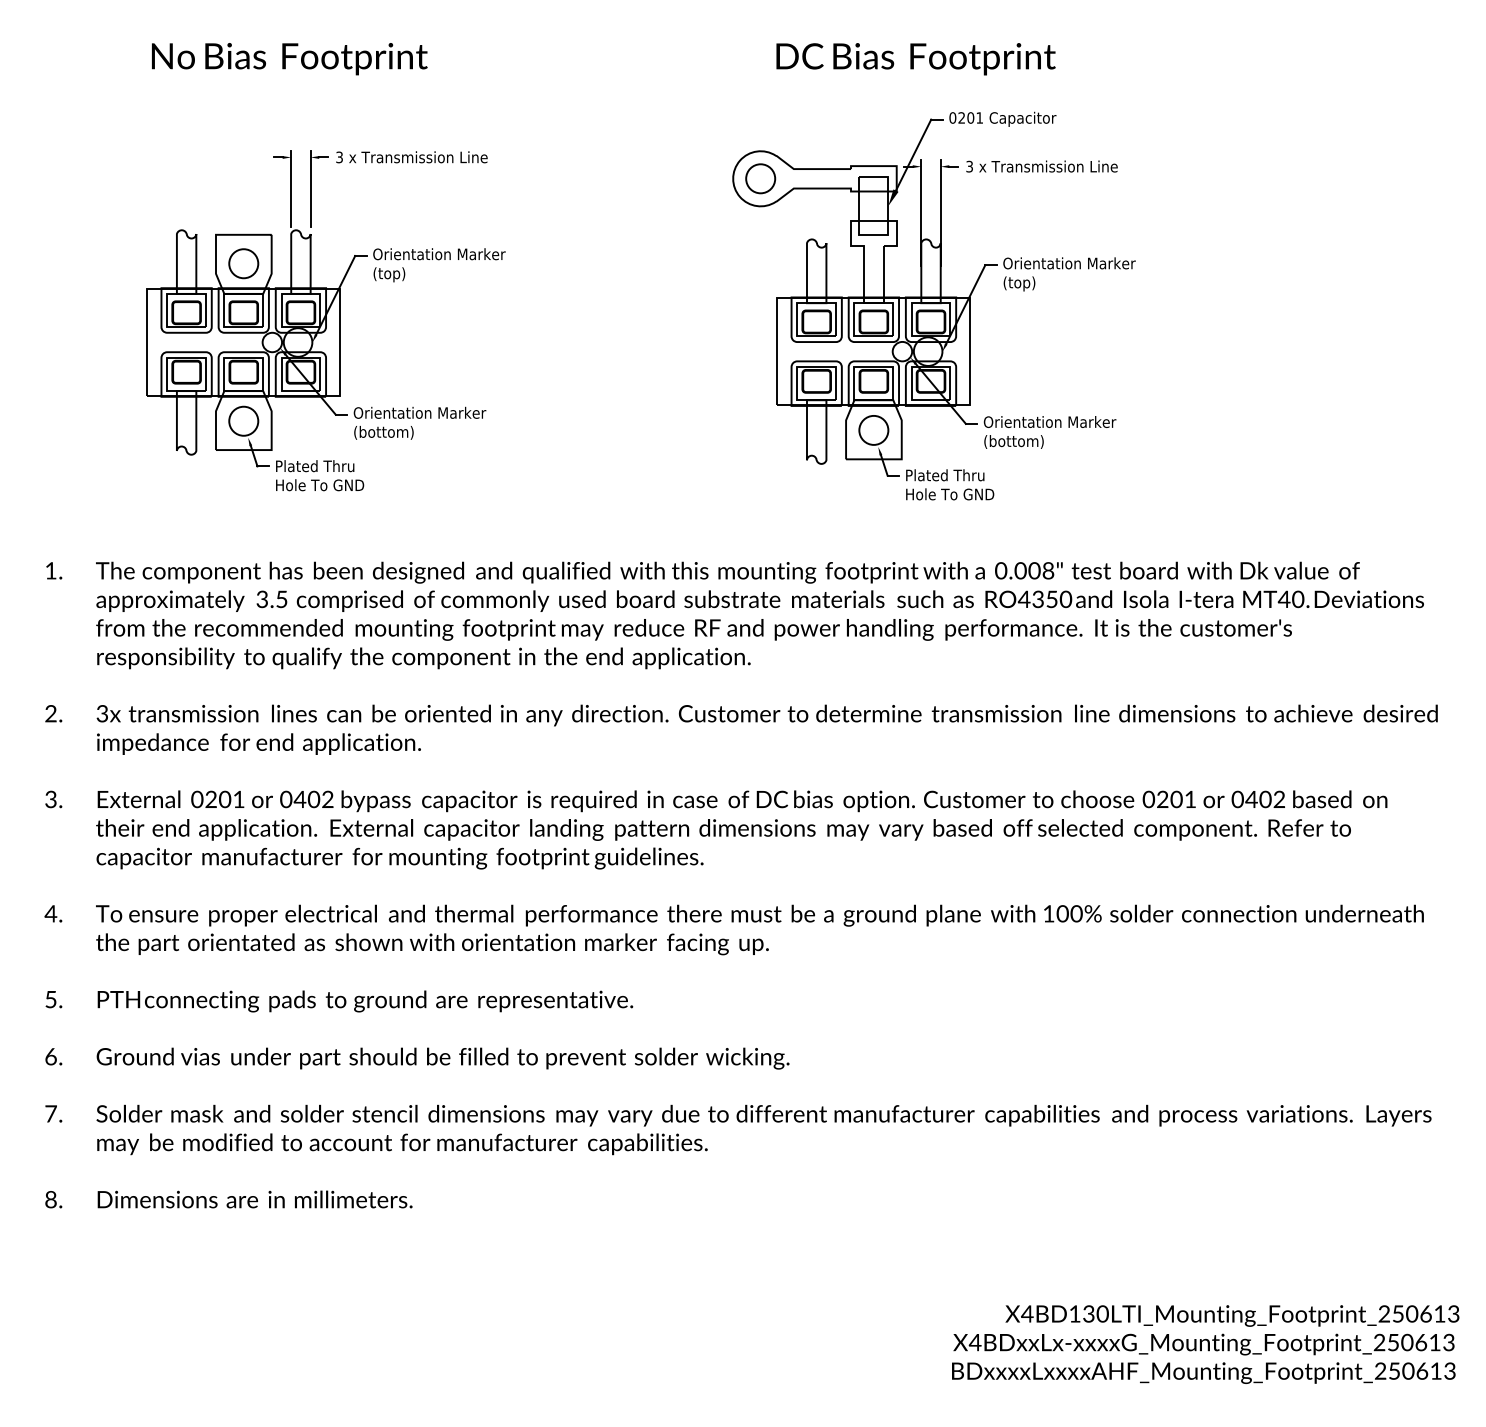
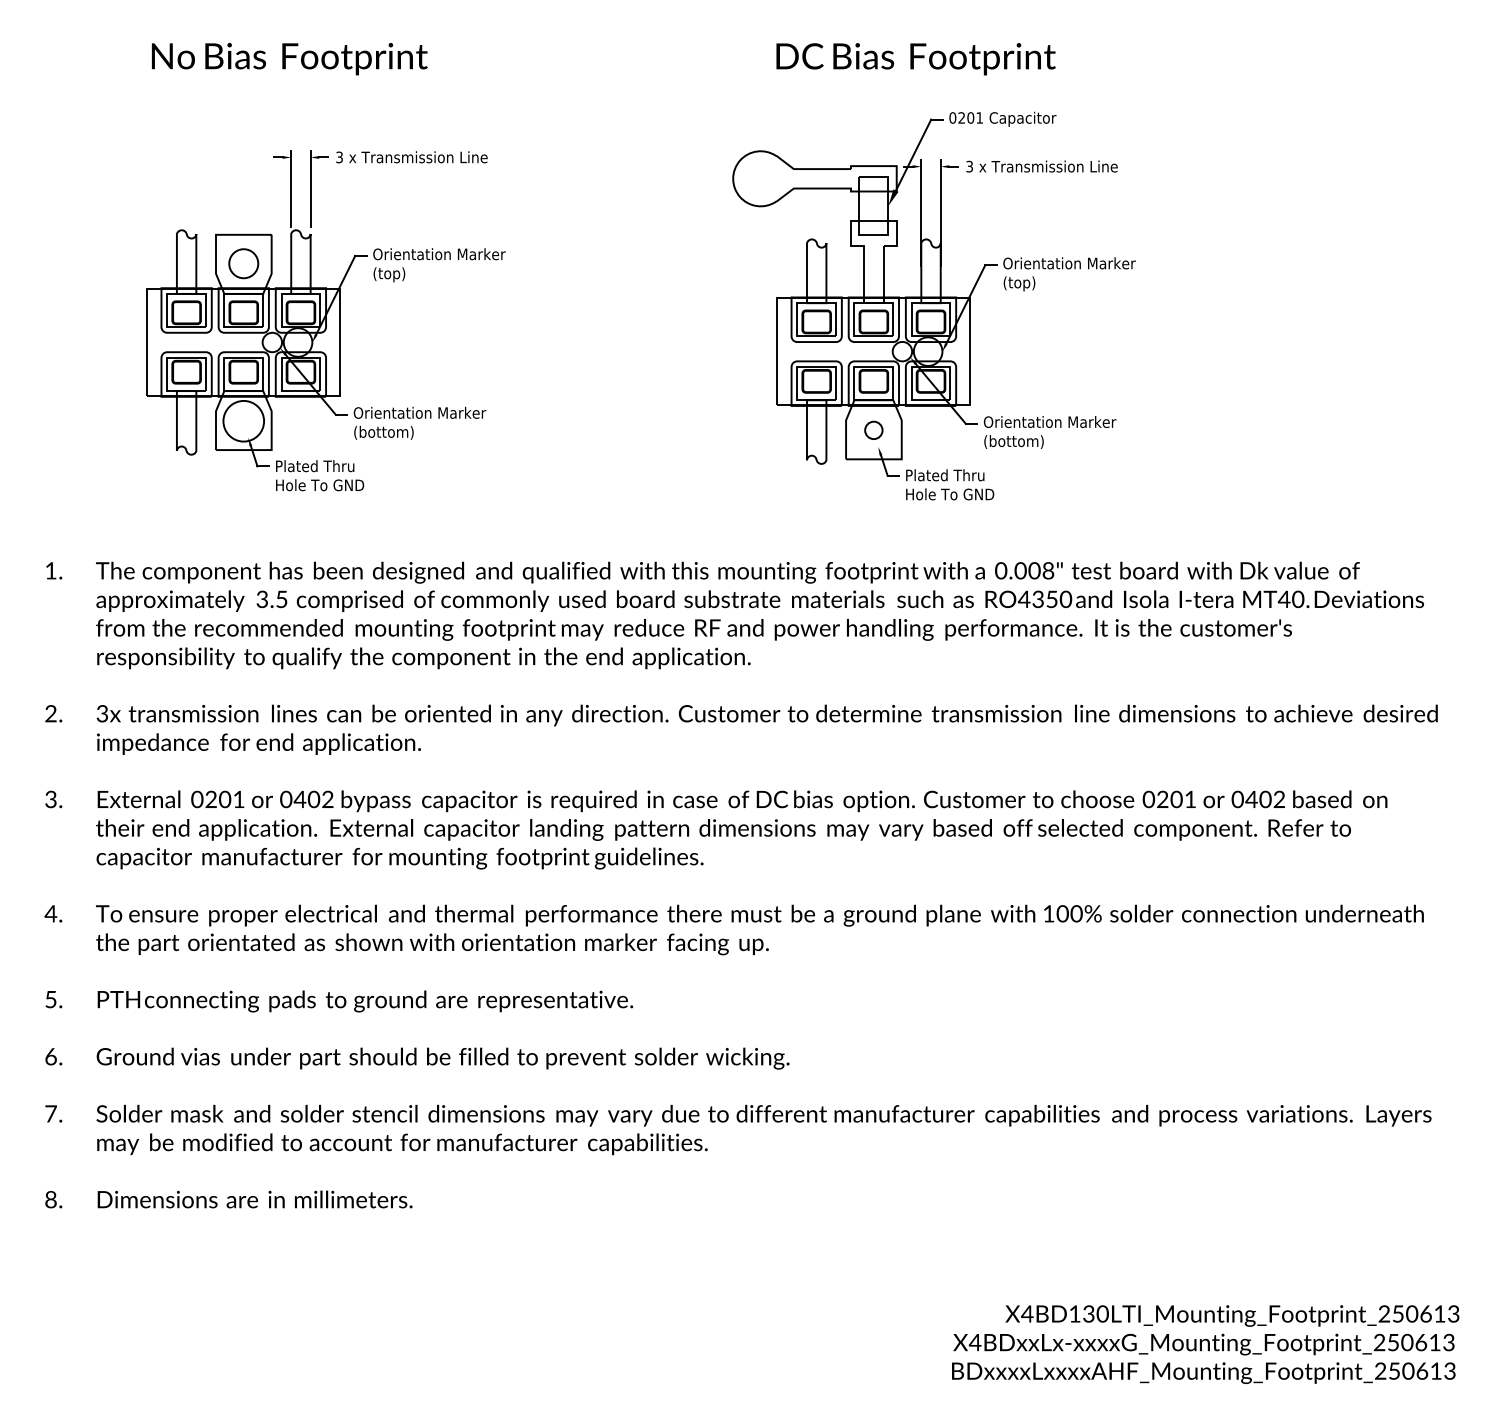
circle: present -> none (760, 178)
circle diameter: 29 px -> 41 px (243, 420)
circle diameter: 29 px -> 17 px (873, 430)
